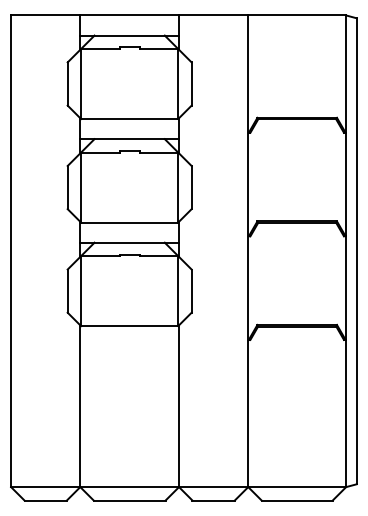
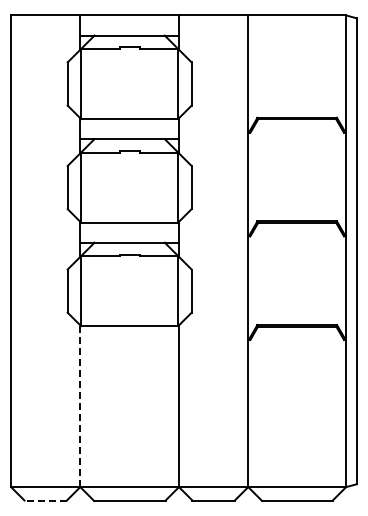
line: solid -> dashed (80, 406)
line: solid -> dashed (45, 500)
